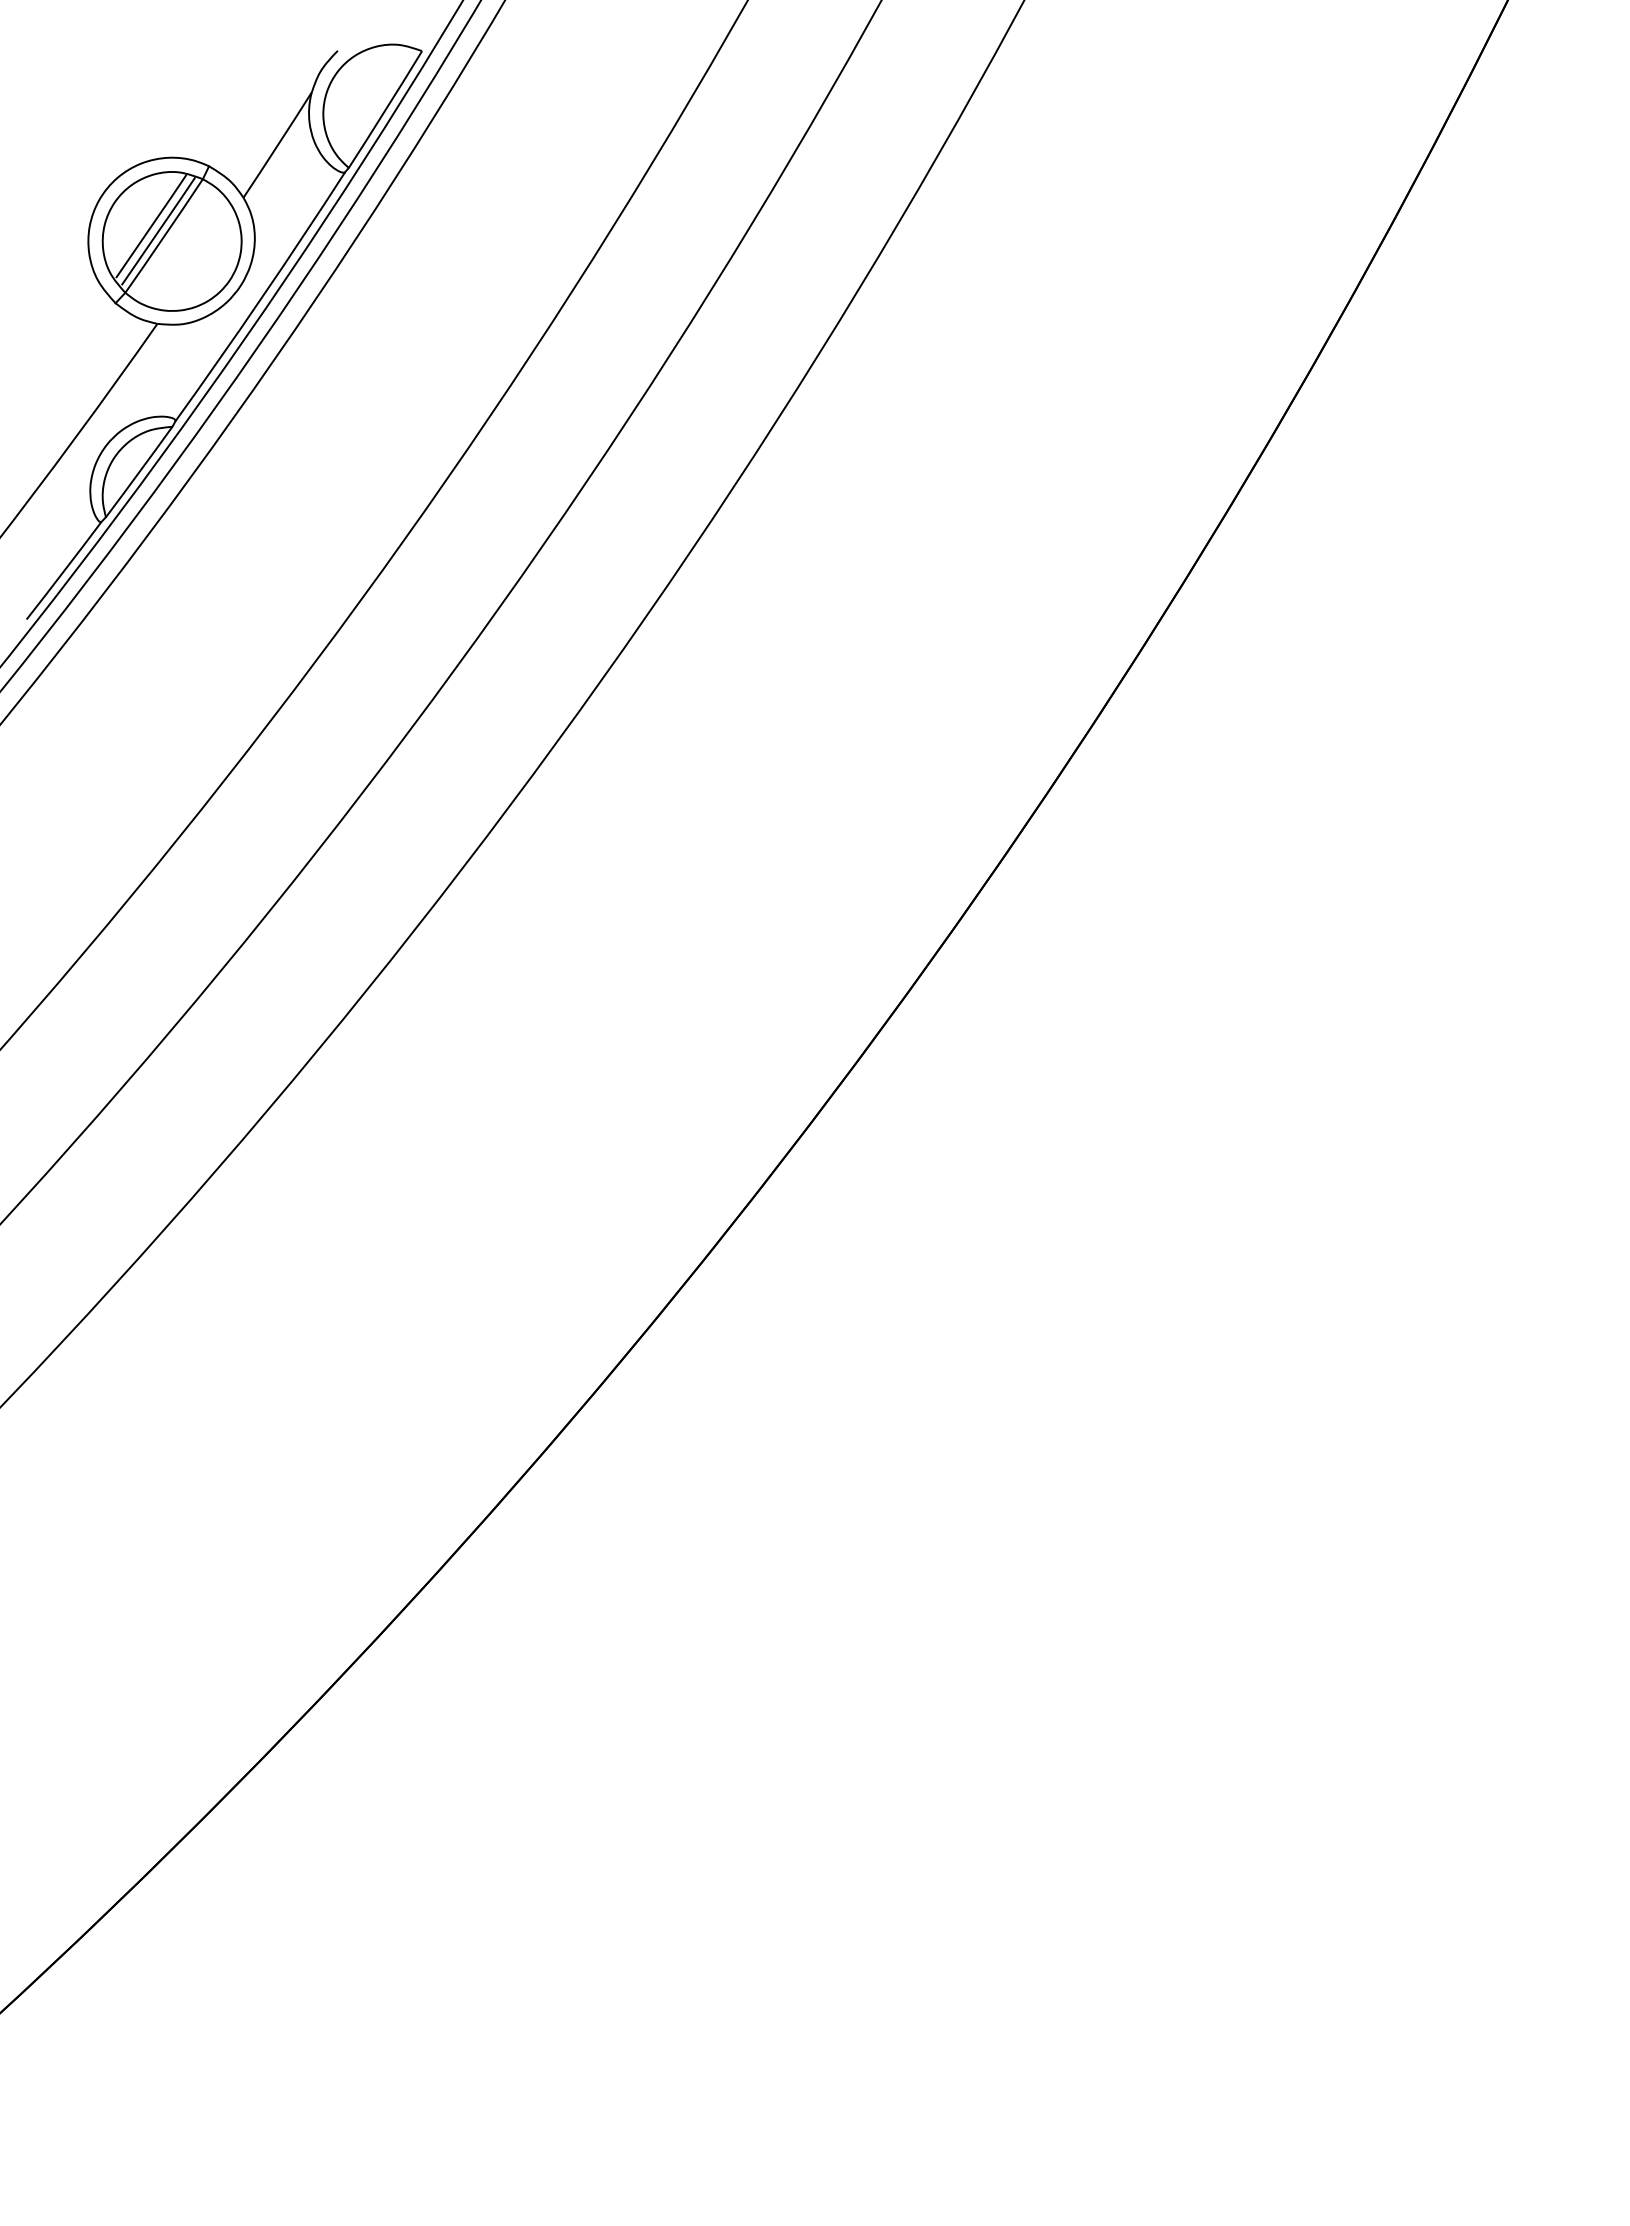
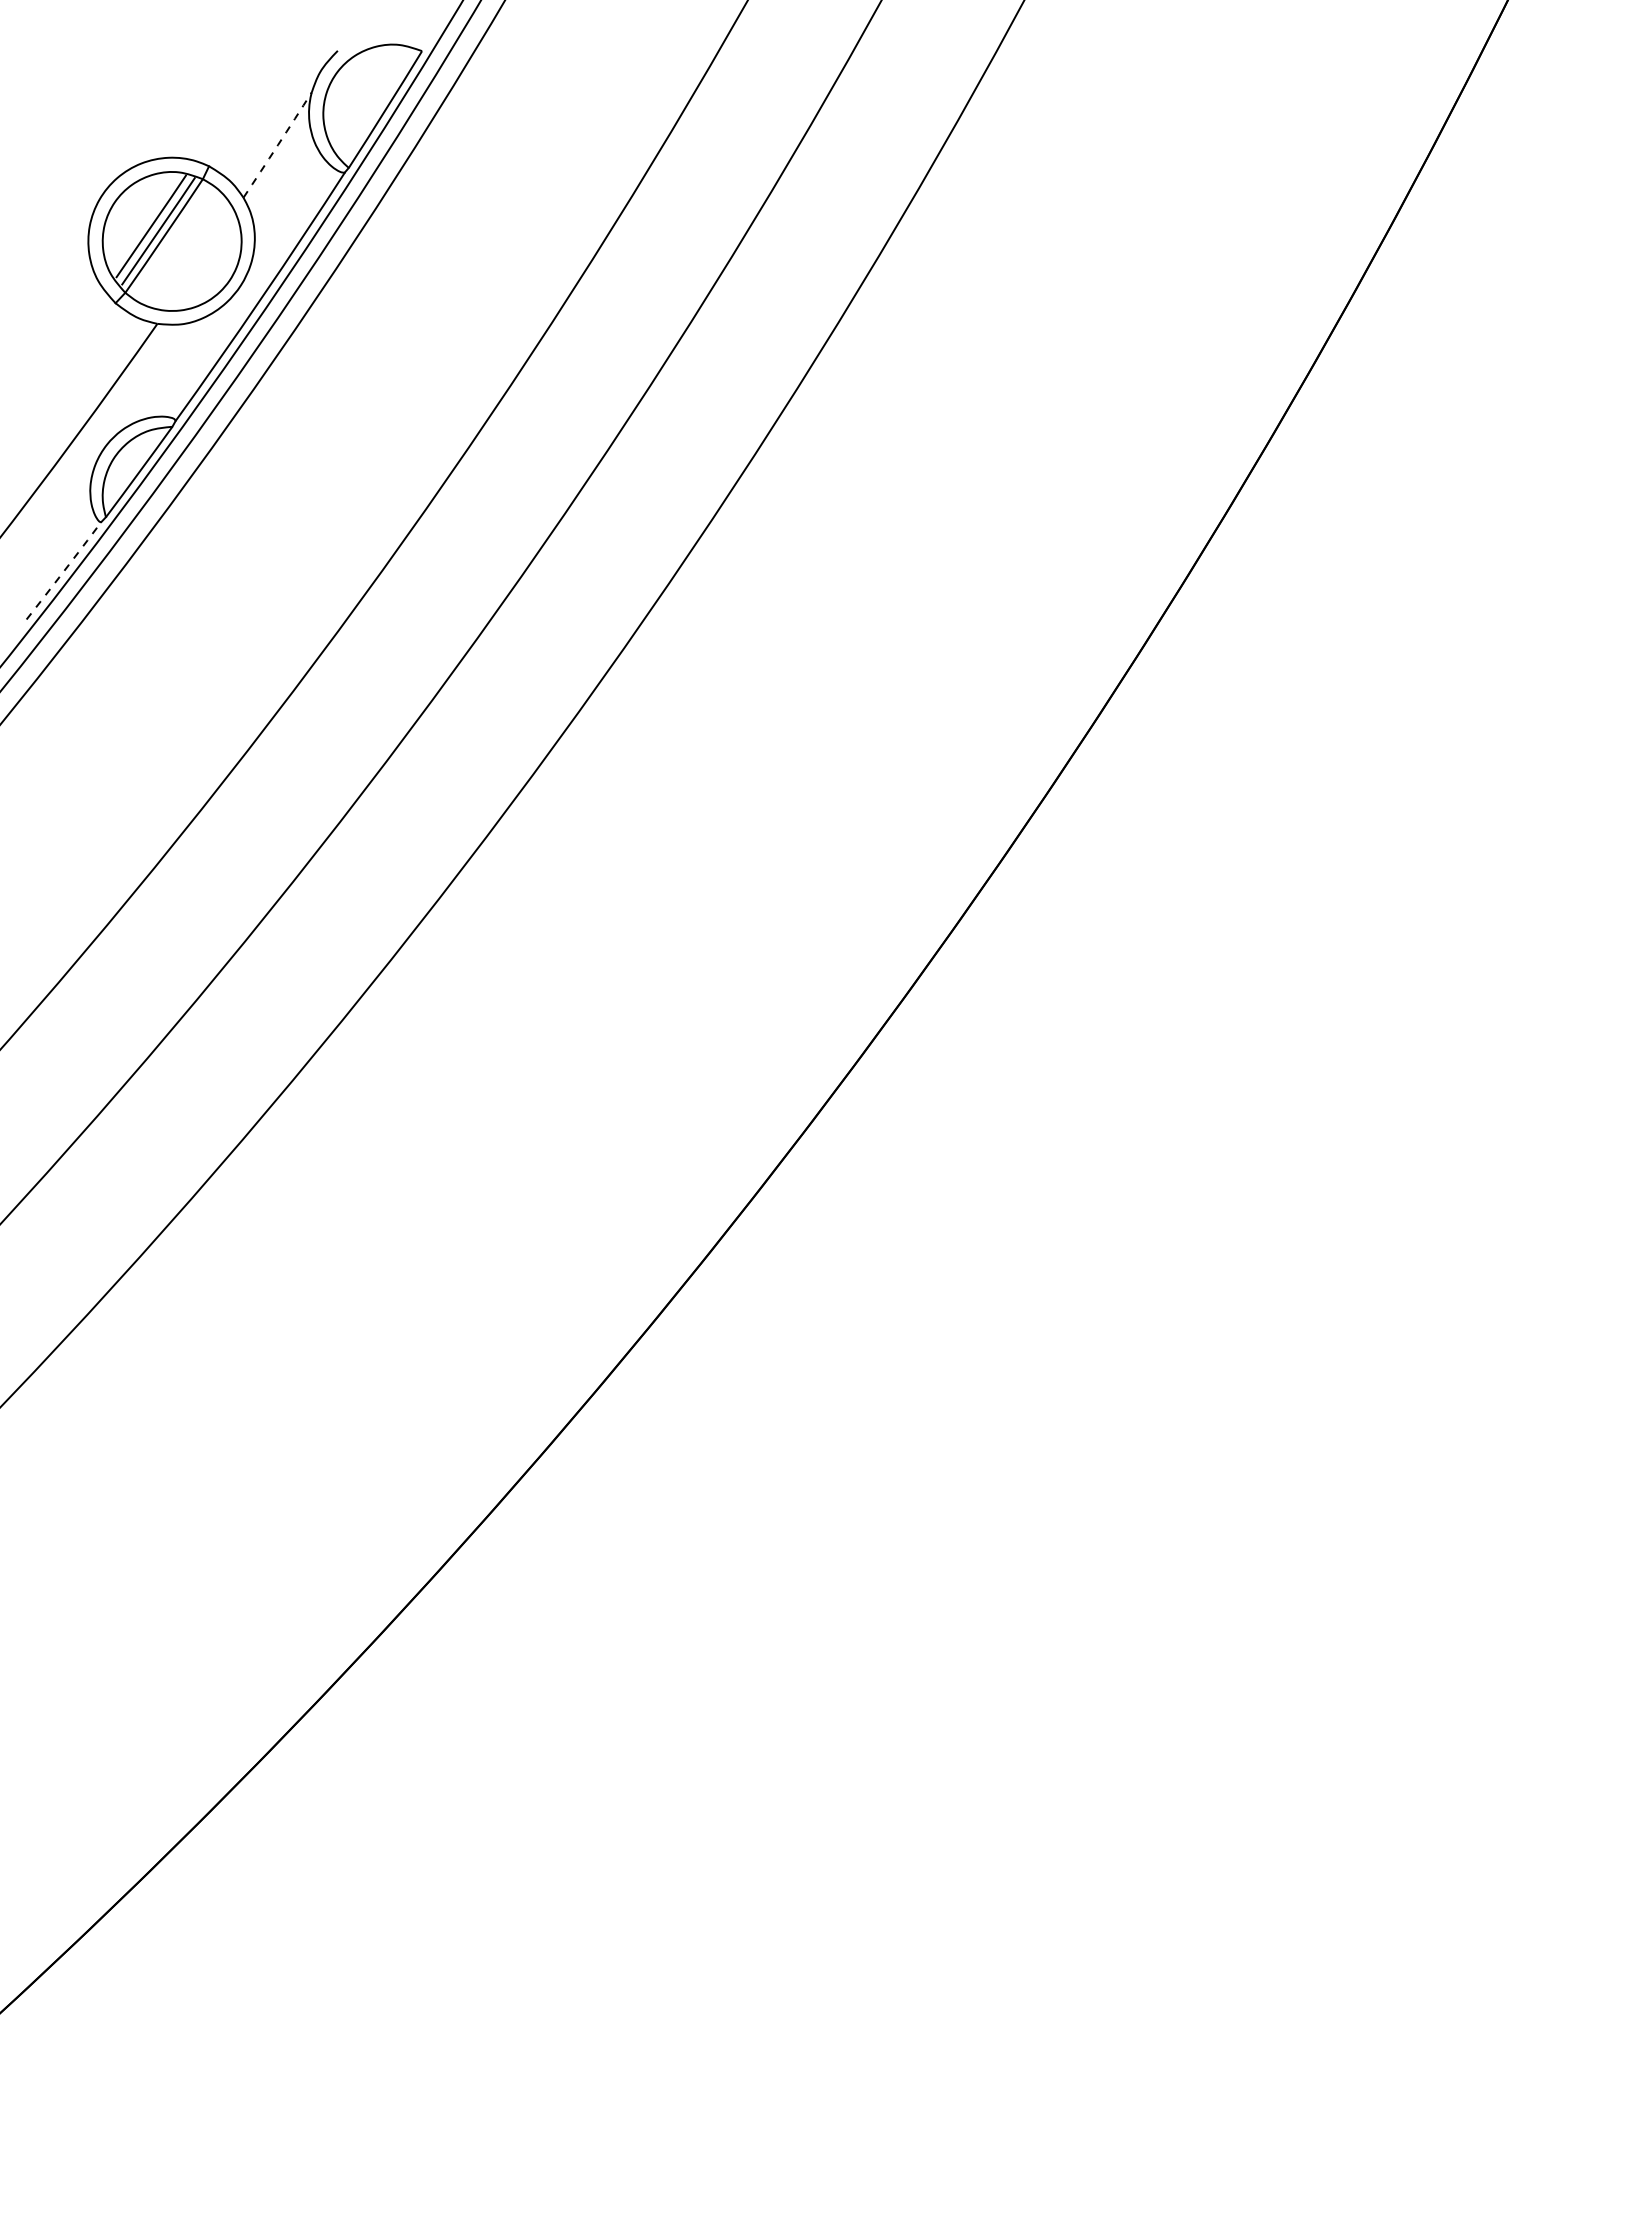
arc: solid -> dashed (277, 145)
arc: solid -> dashed (64, 570)
